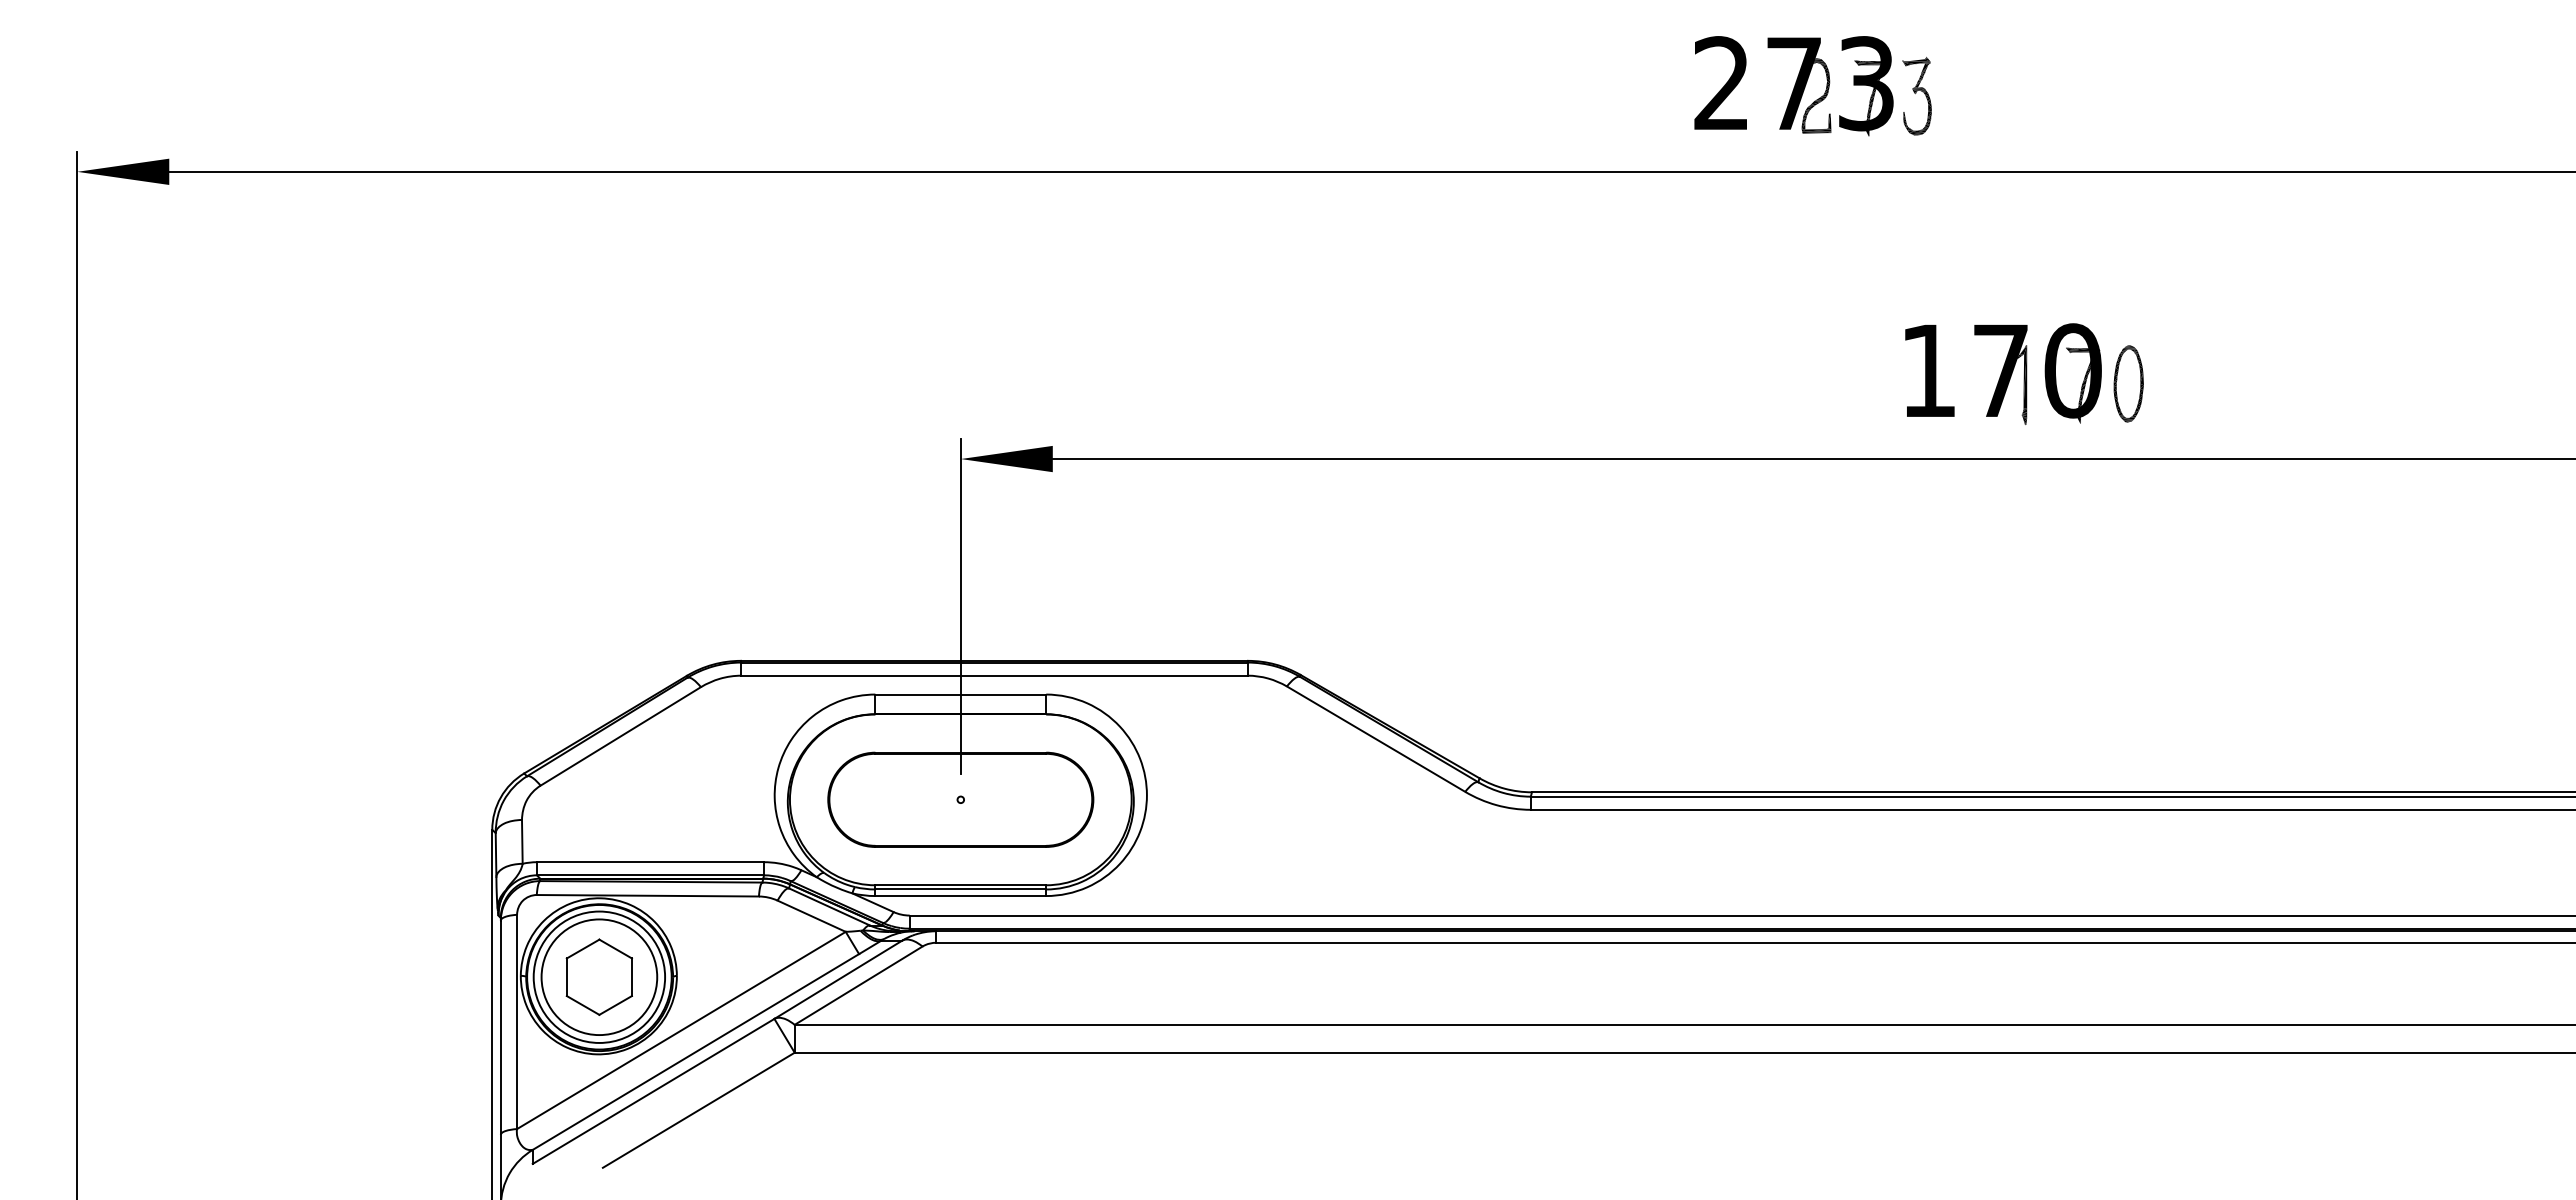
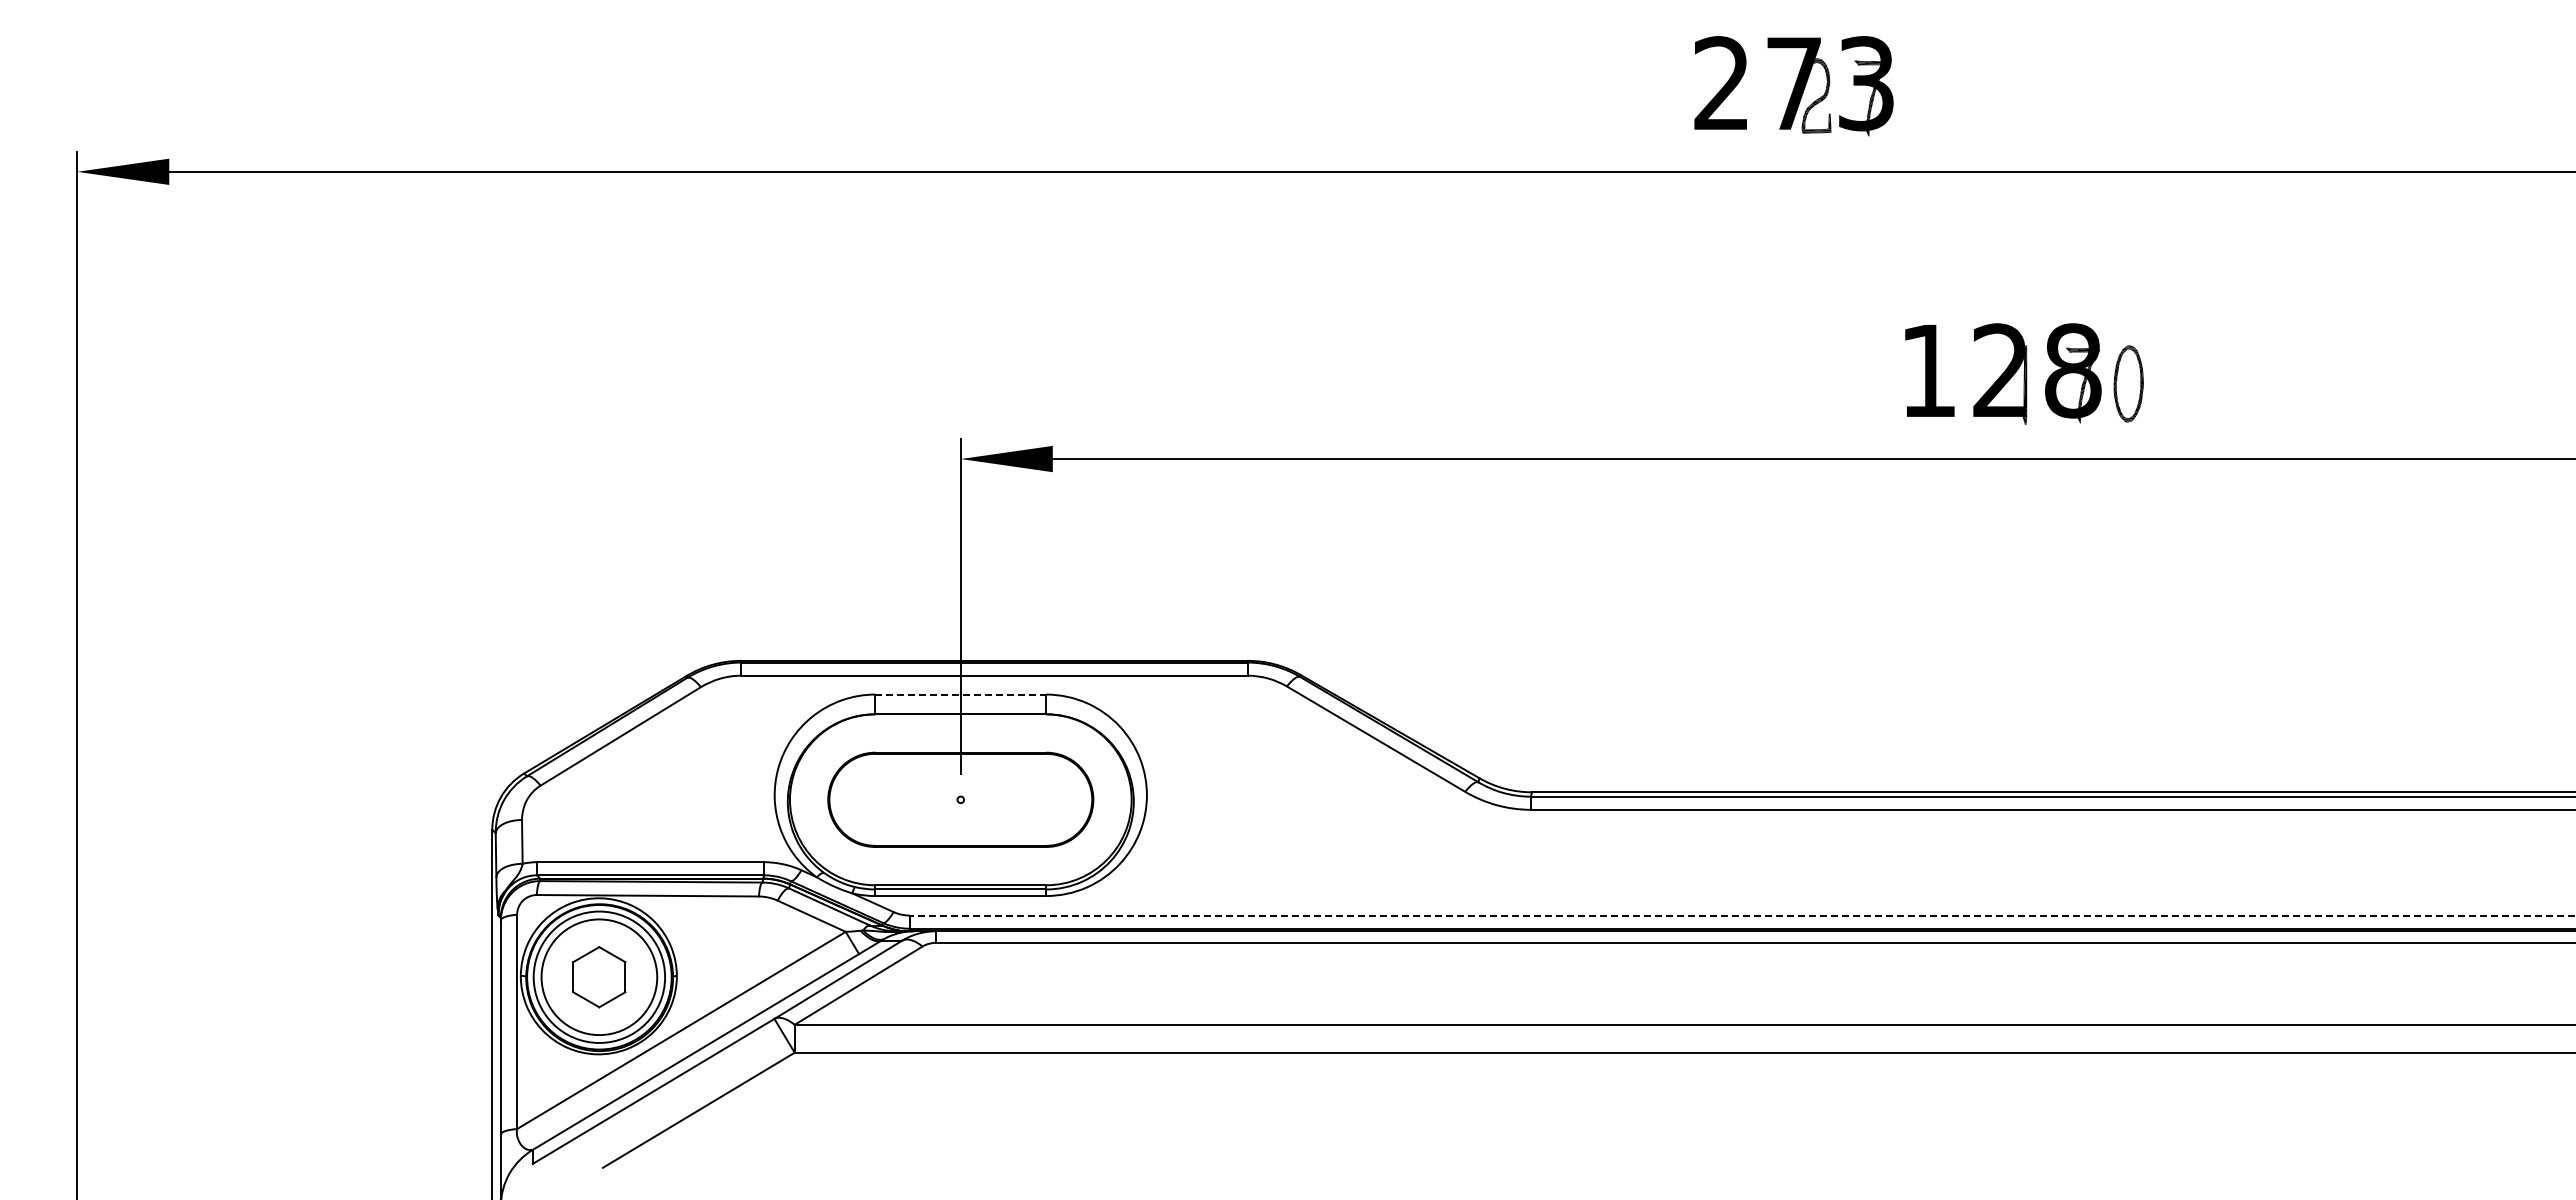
part: present -> none (1916, 96)
text: 170 -> 128 (2037, 370)
line: solid -> dashed (961, 694)
line: solid -> dashed (1742, 915)
part size: 68x78 px -> 55x63 px (599, 977)
